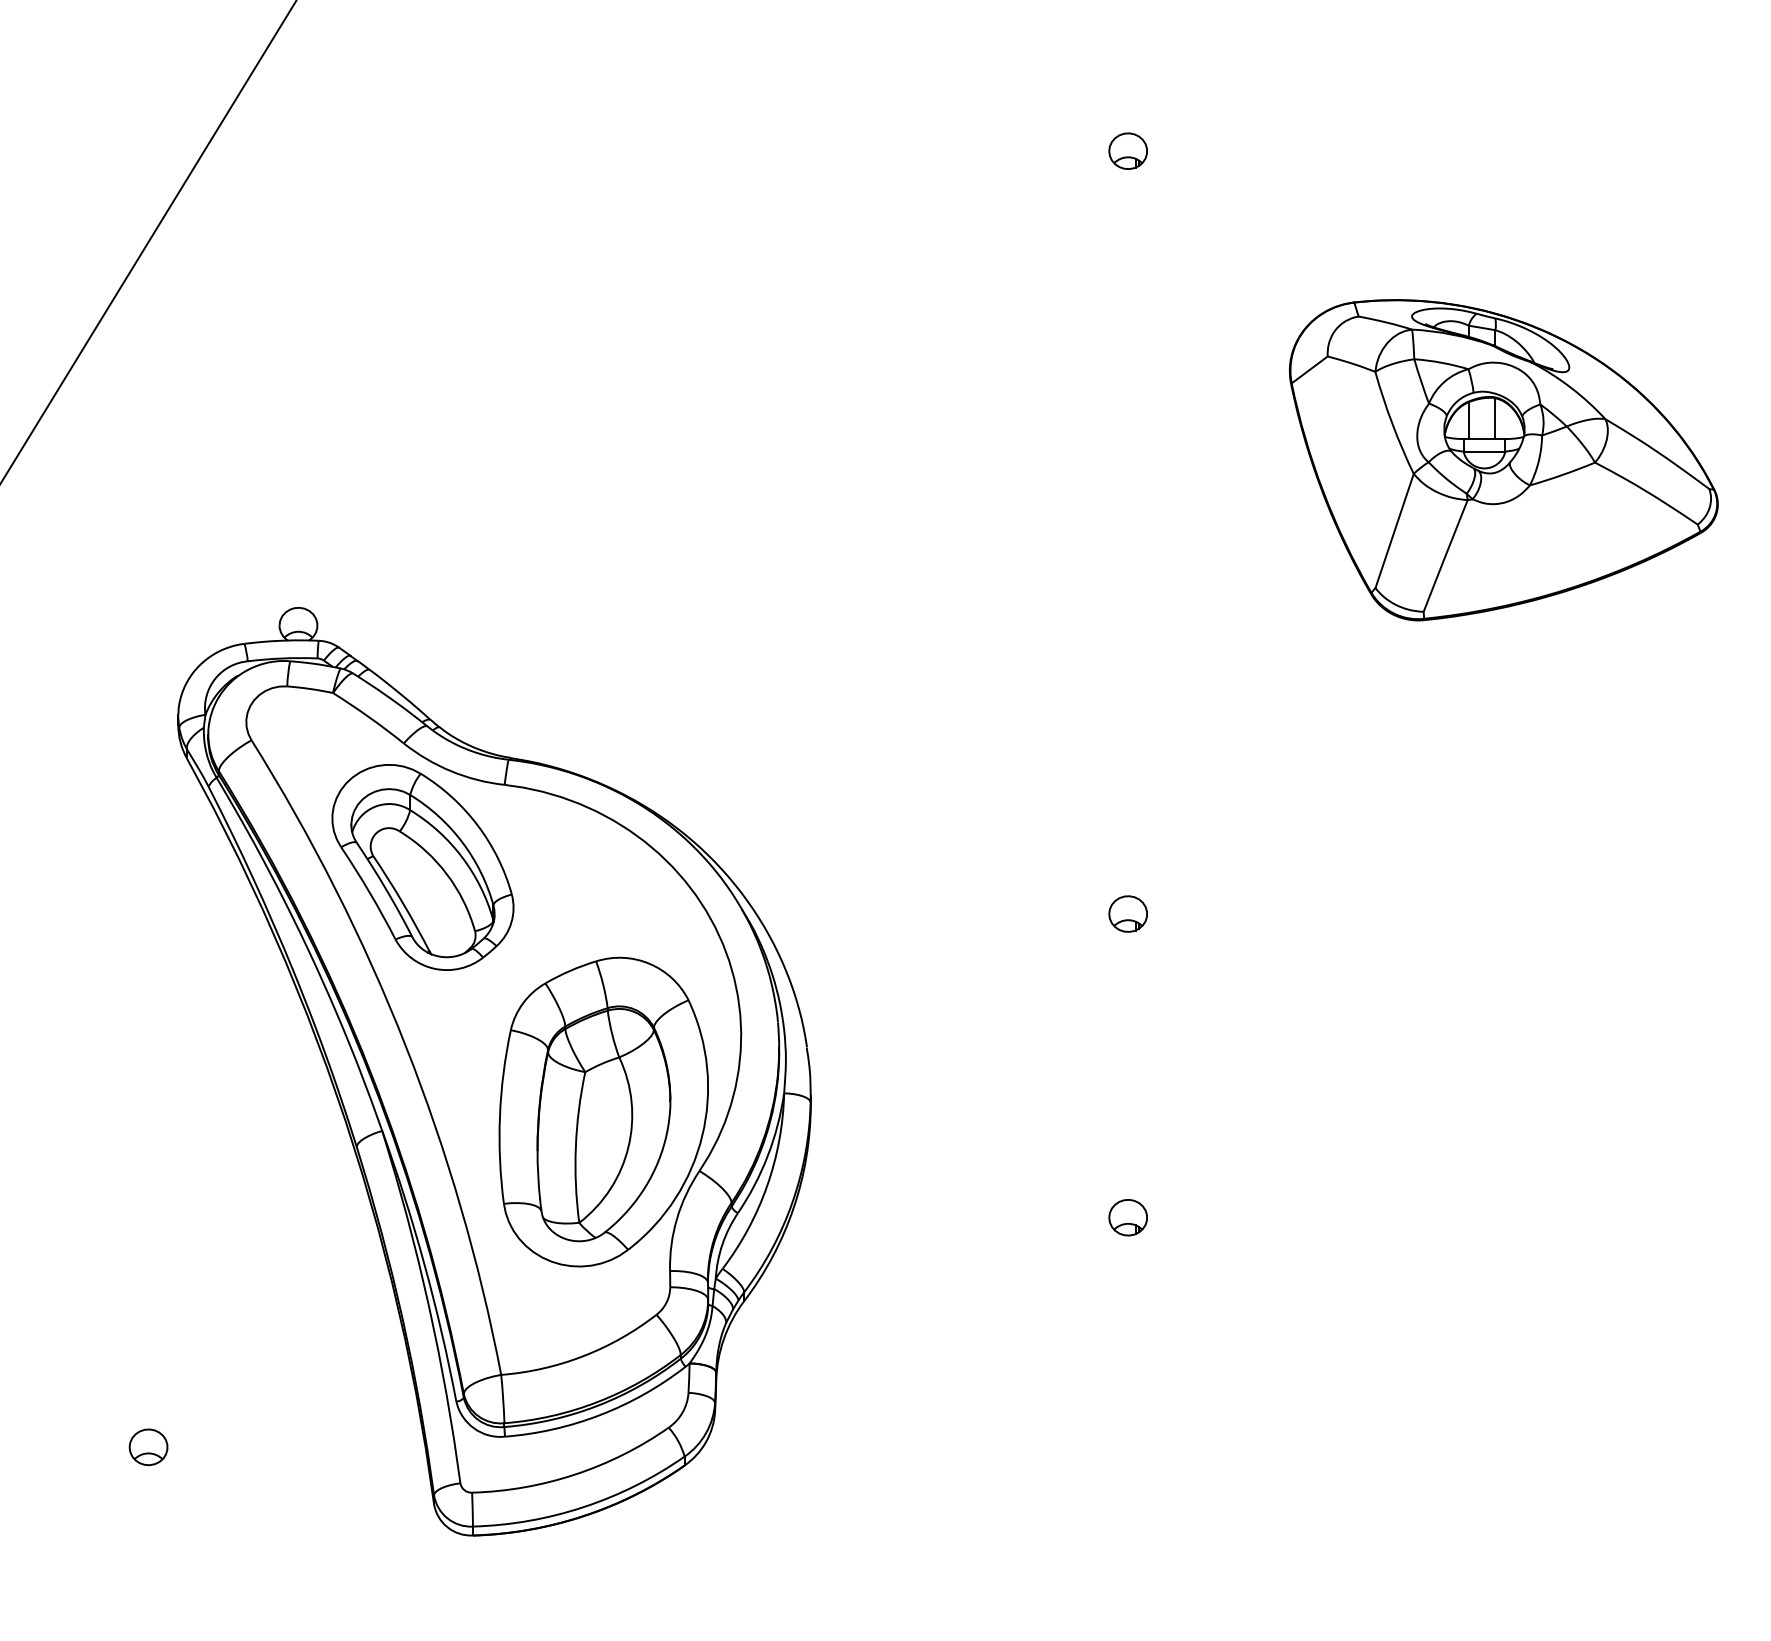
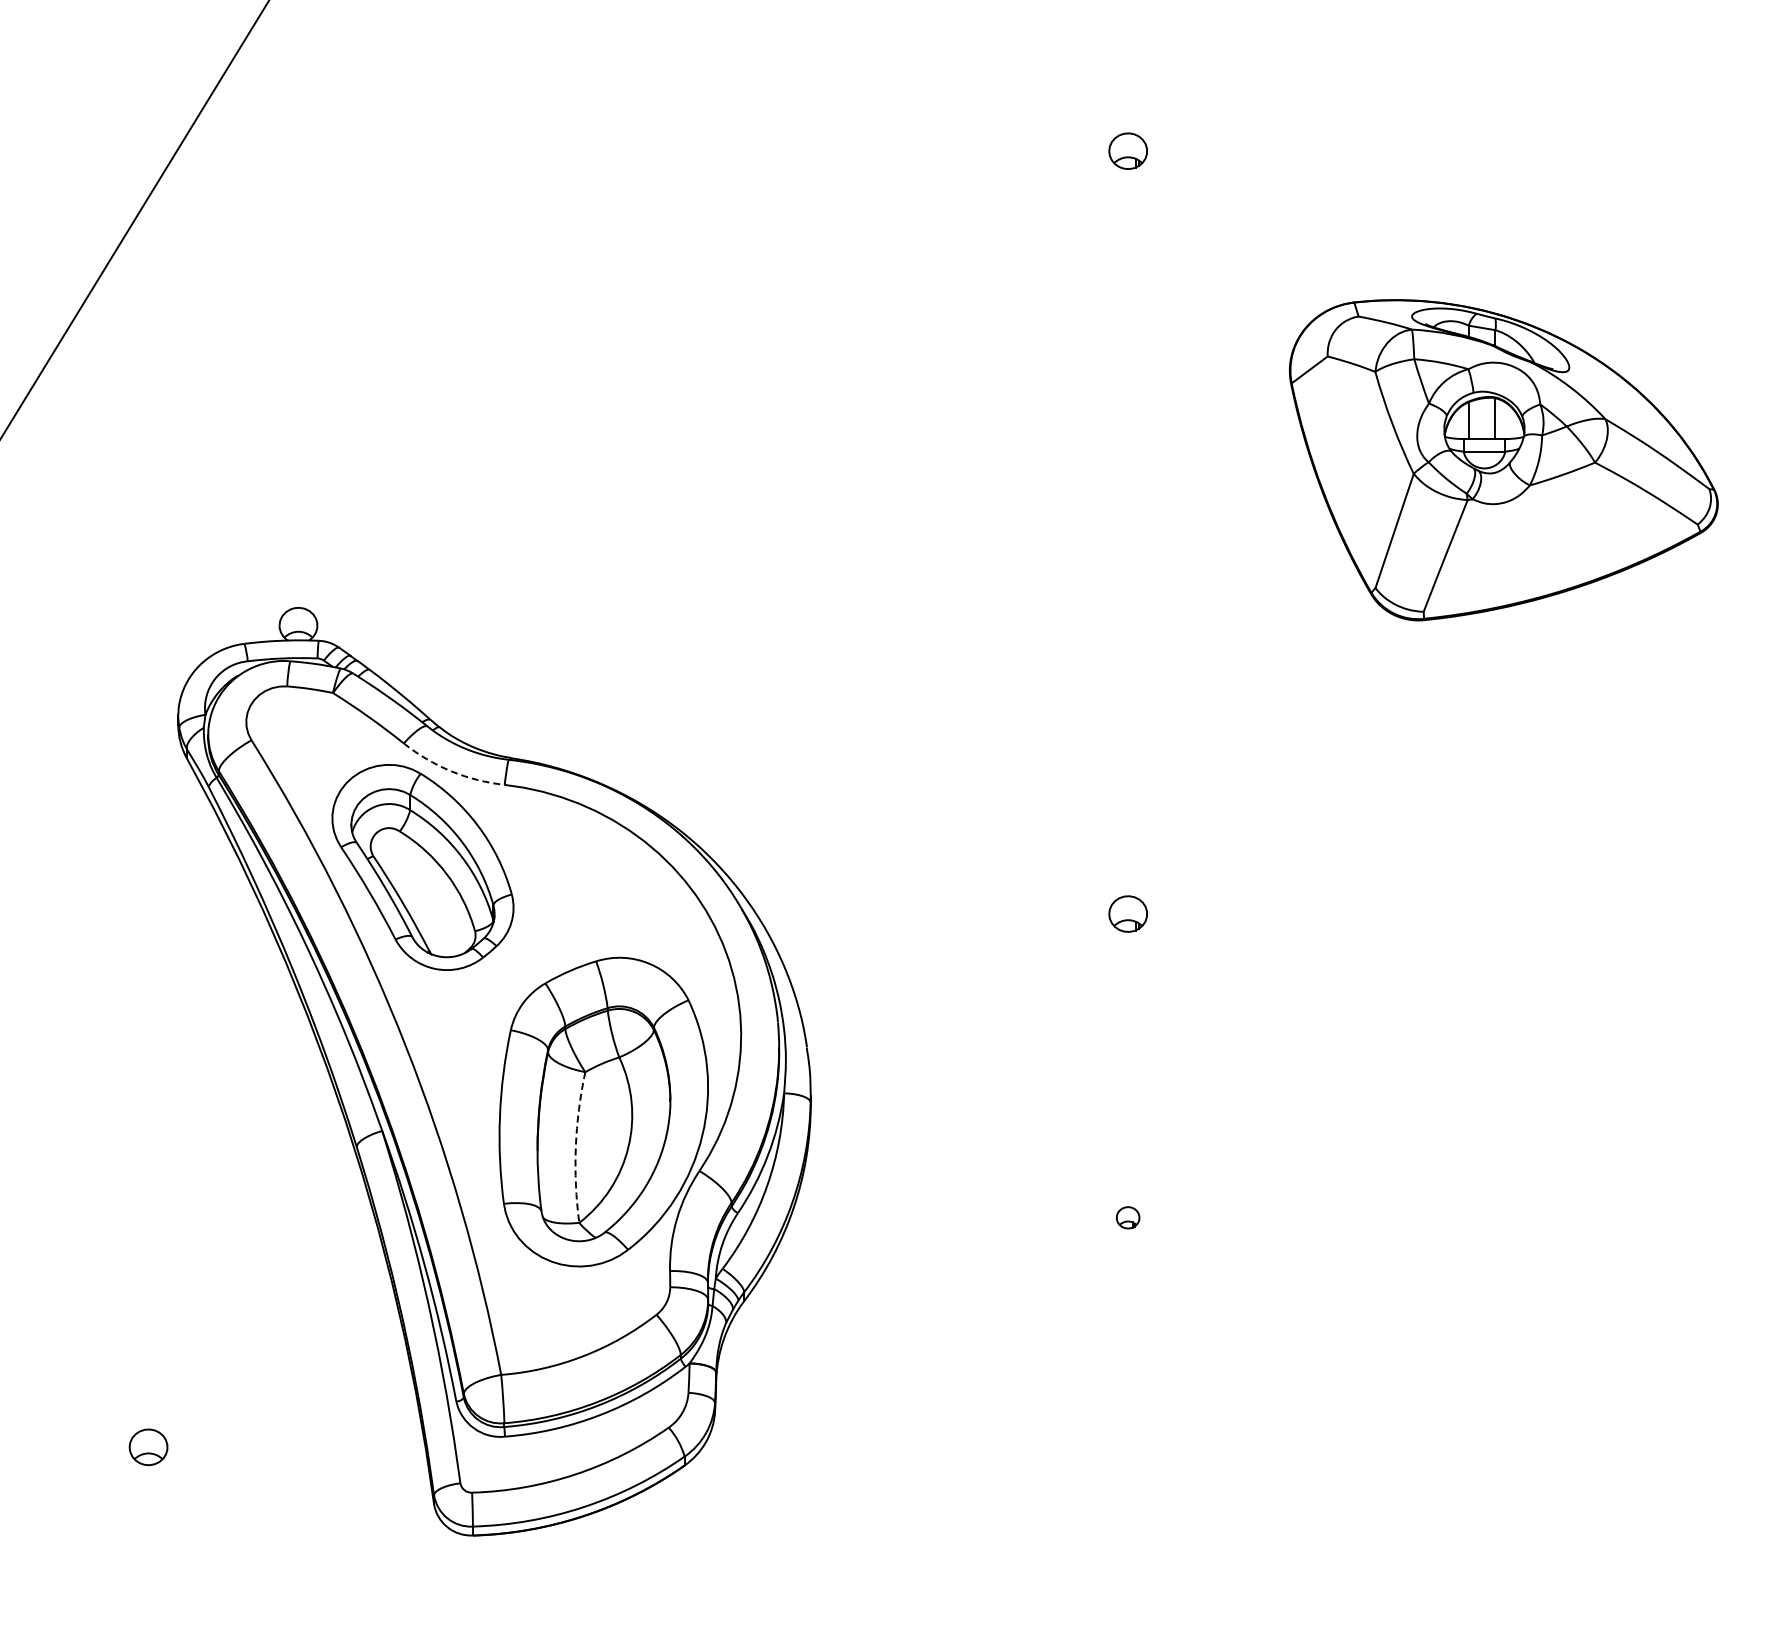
line position: (148, 241) -> (135, 219) (135, 219)
arc: solid -> dashed (451, 771)
arc: solid -> dashed (575, 1147)
part size: 40x38 px -> 26x24 px (1127, 1217)
